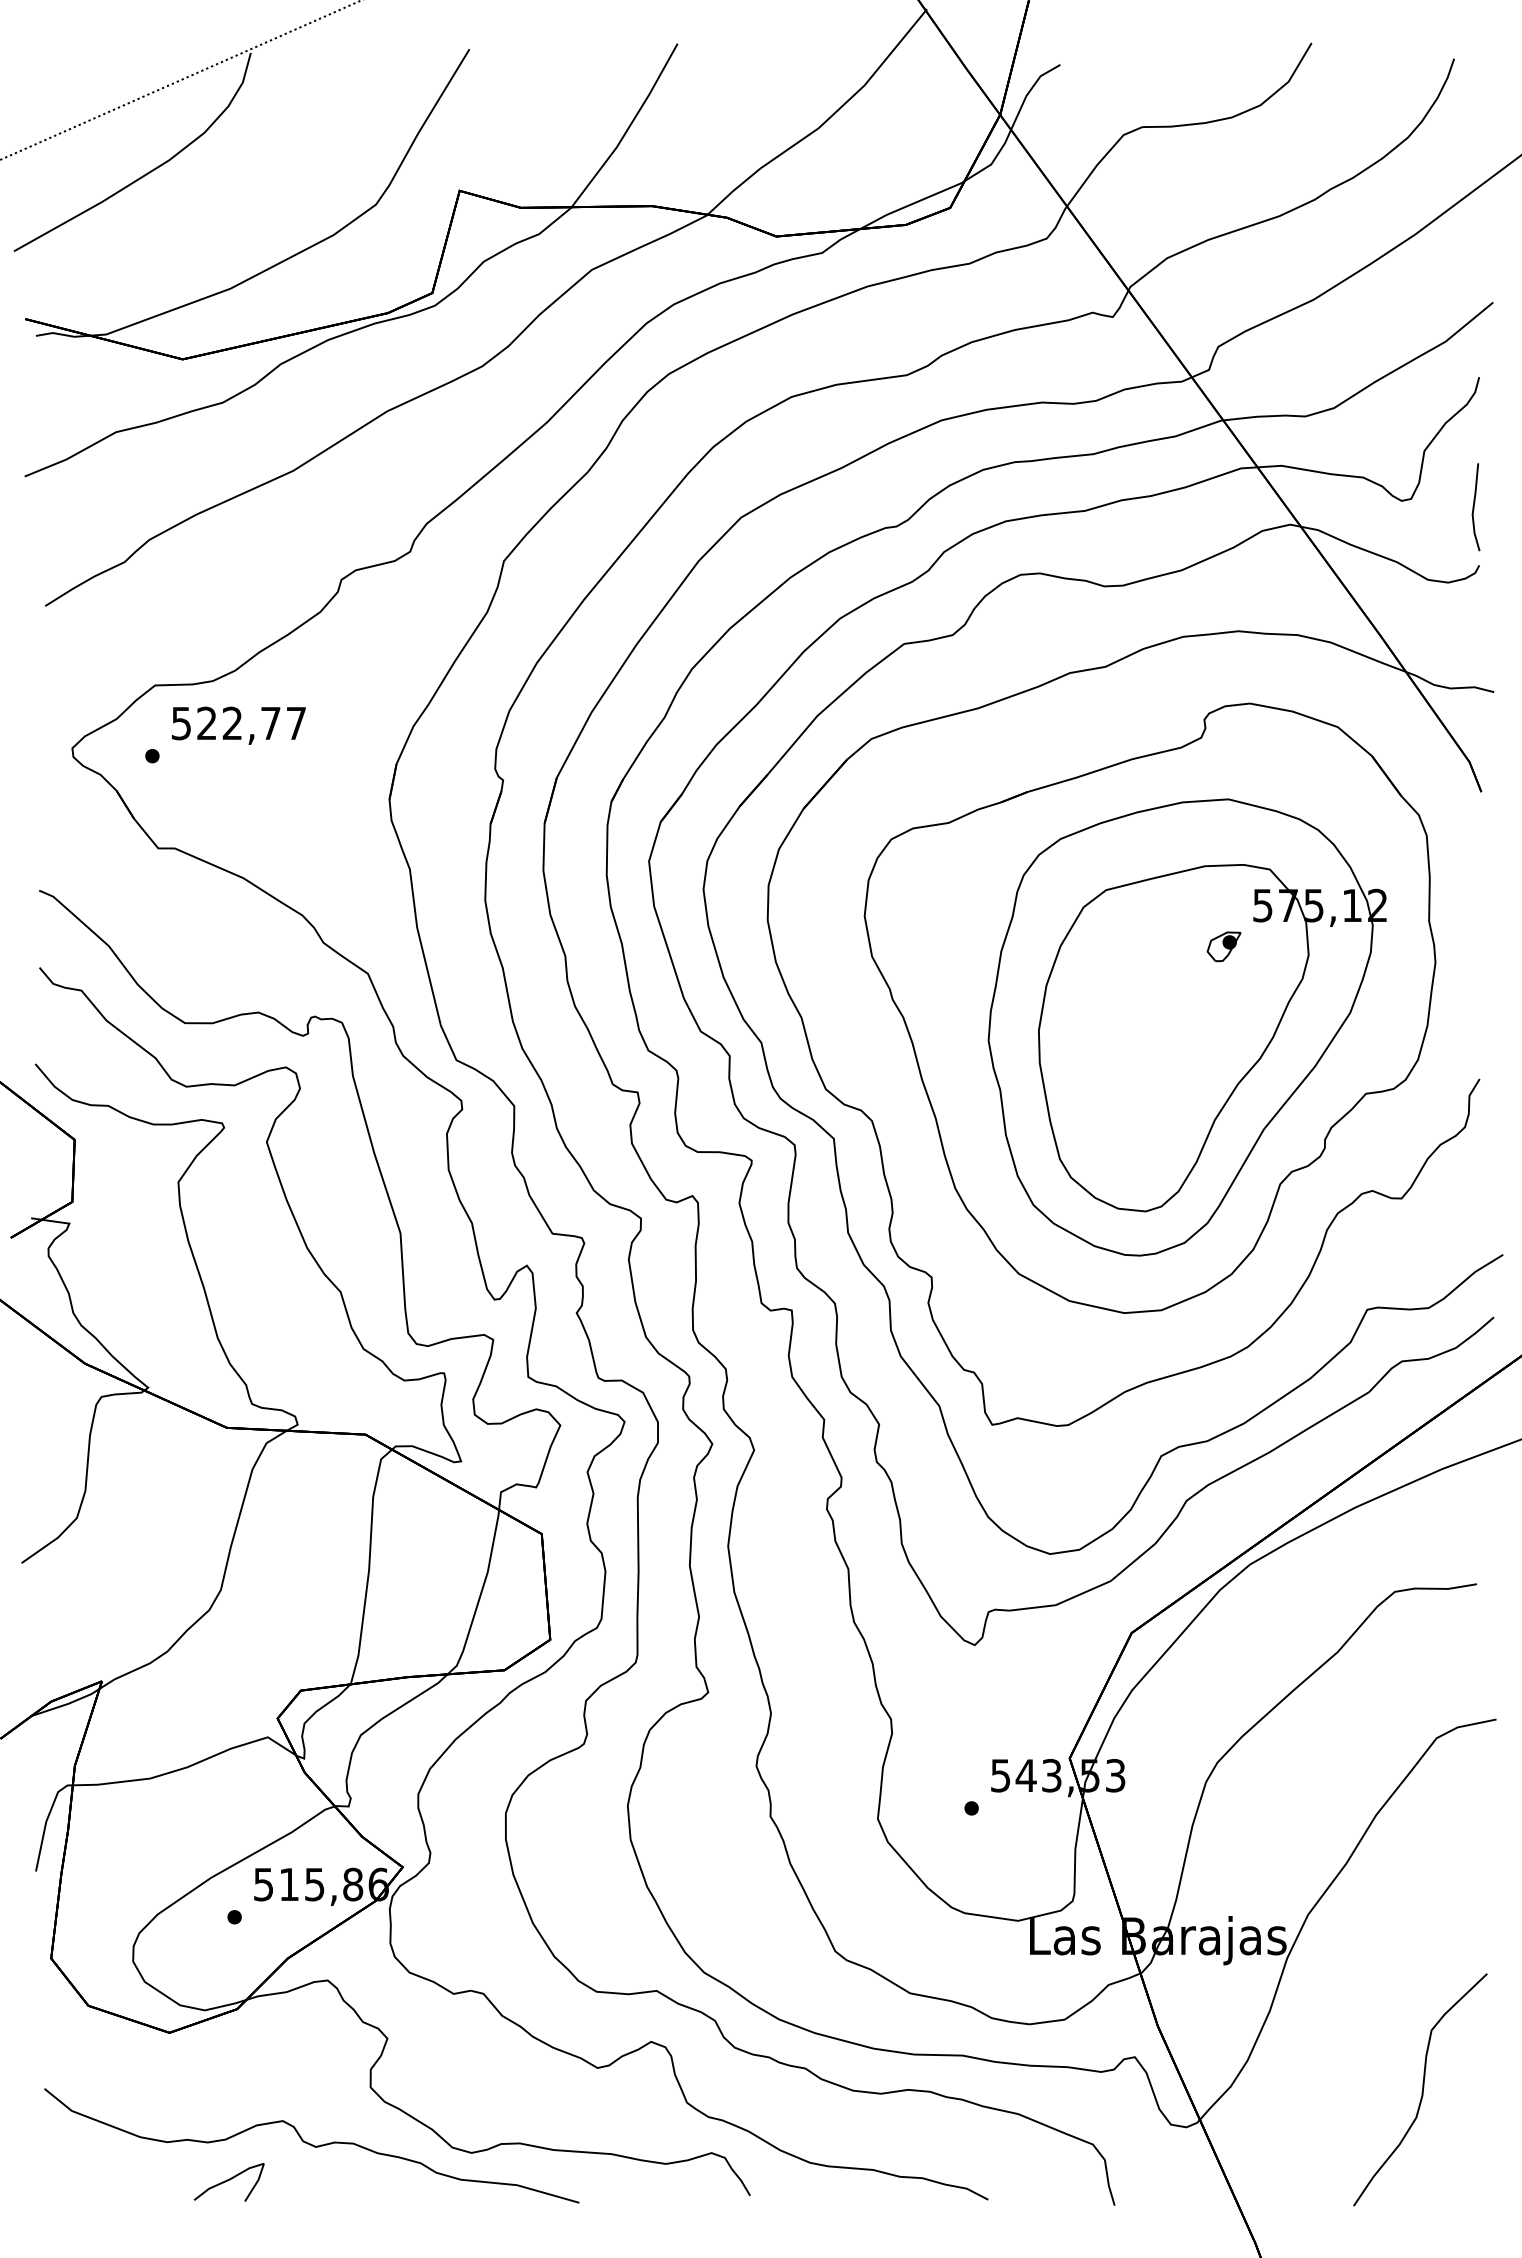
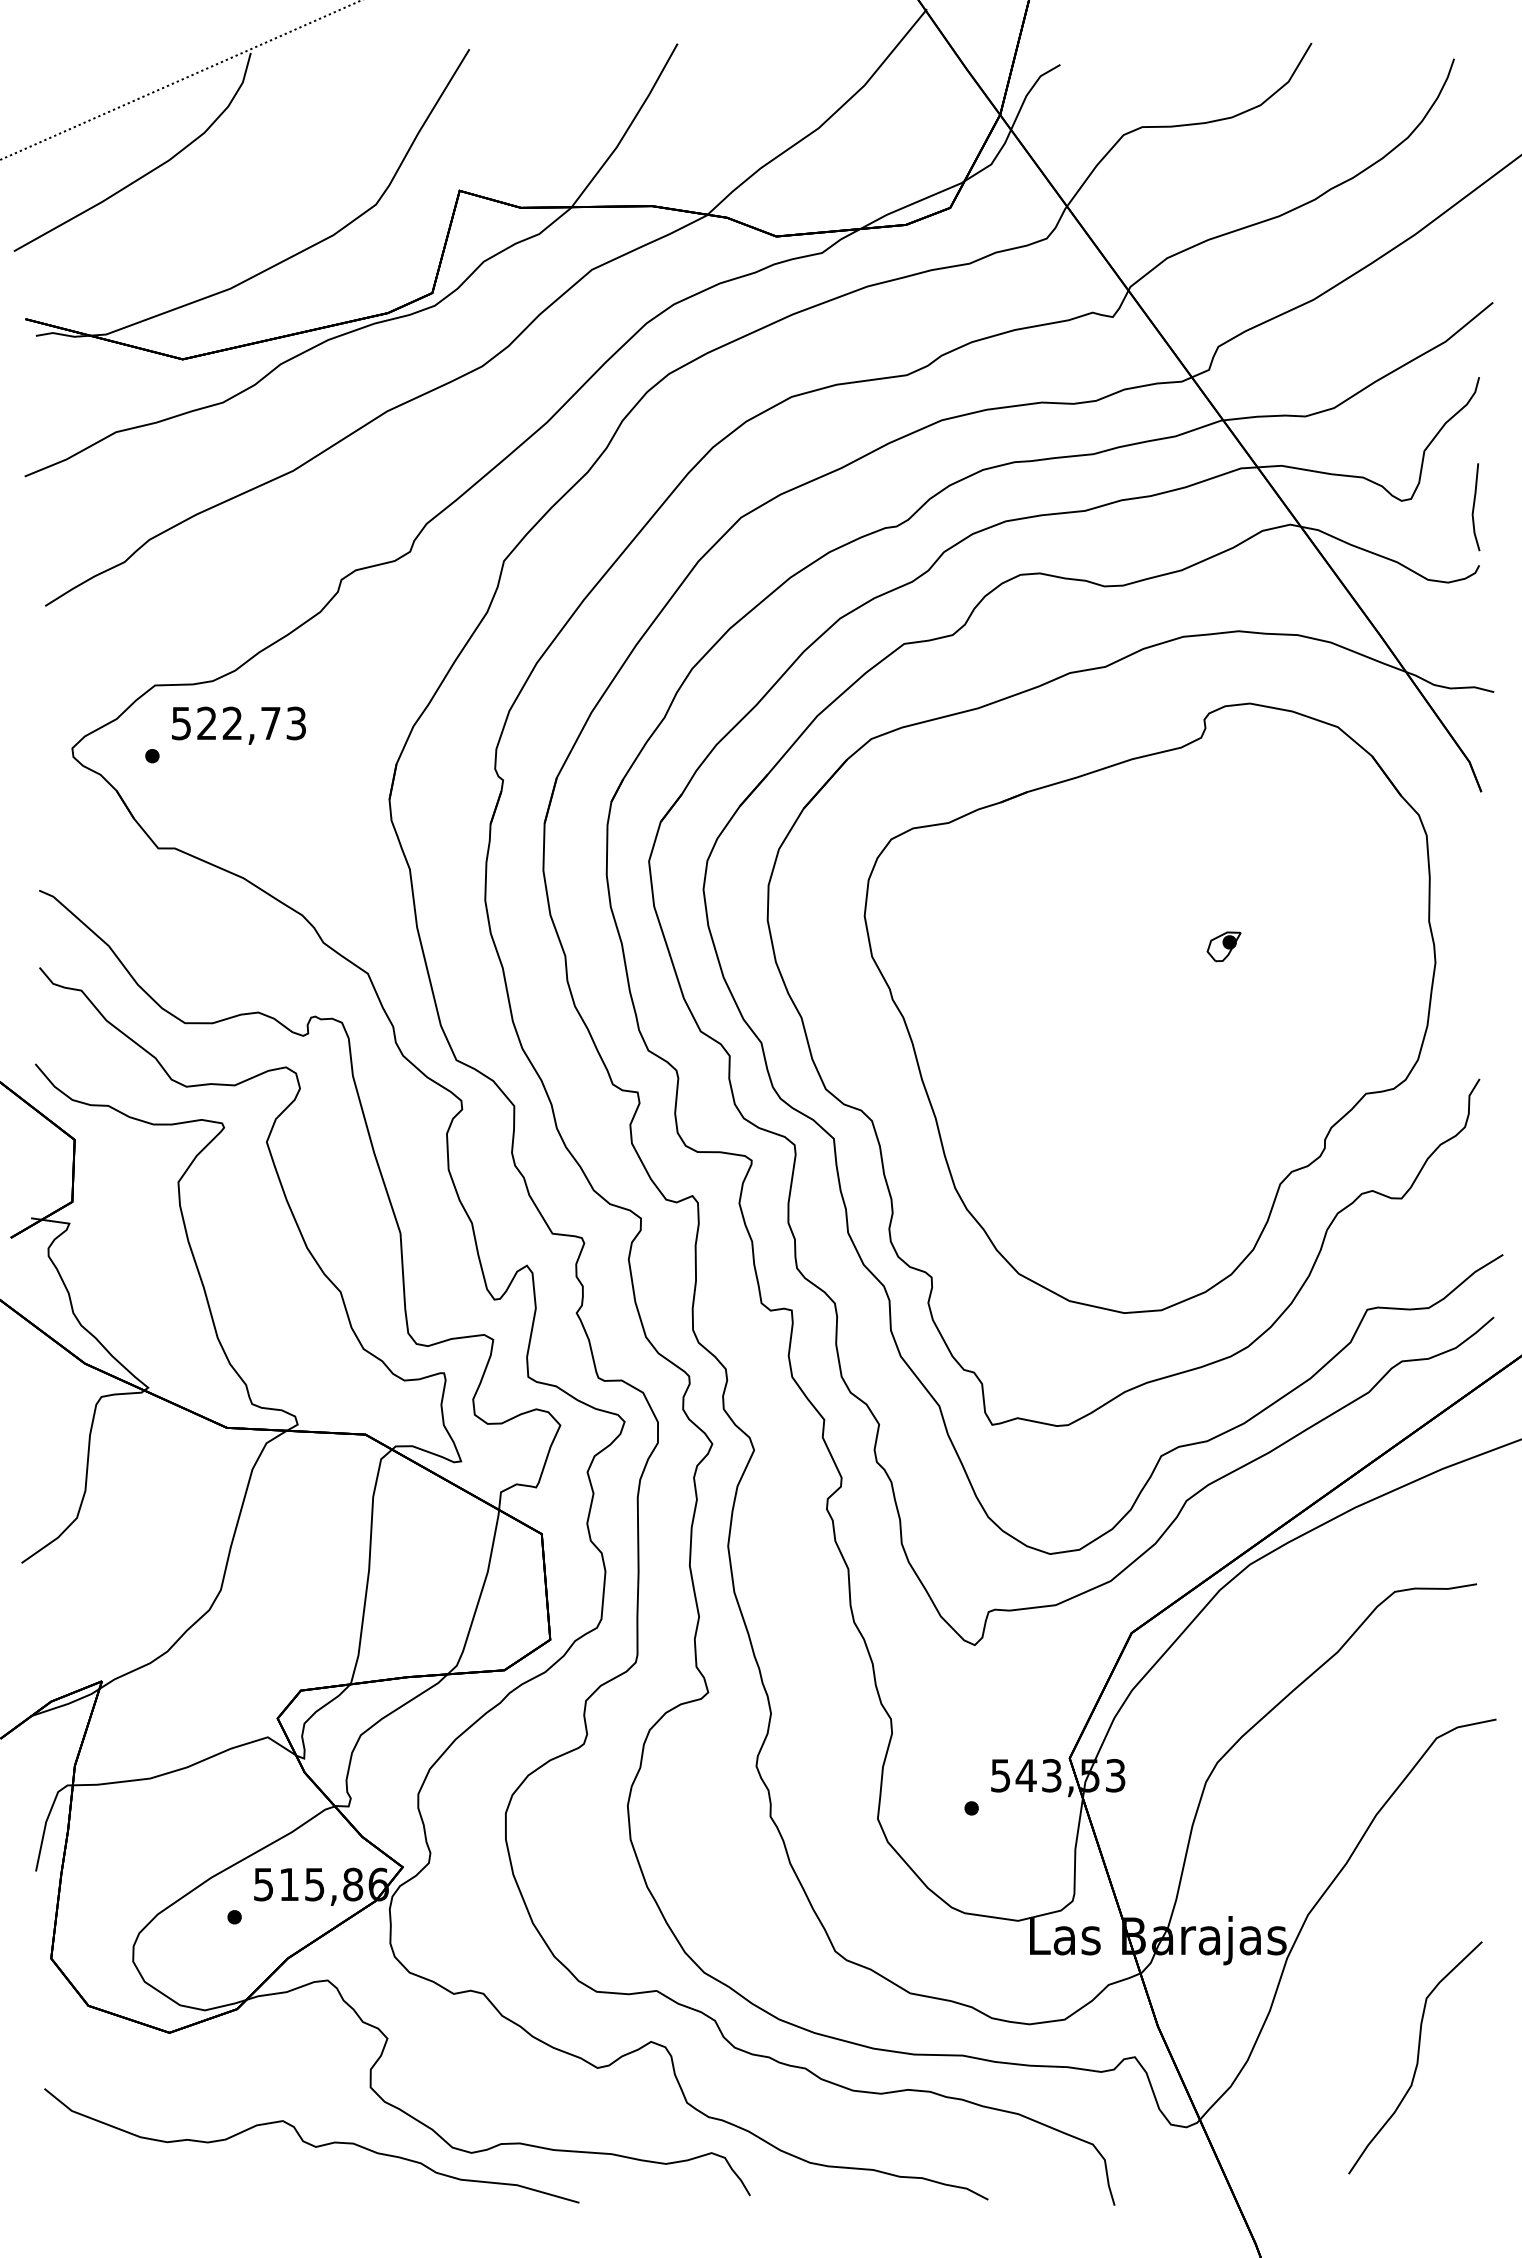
text: 522,77 -> 522,73 (295, 723)
part: present -> none (1186, 1027)
curve position: (1422, 2089) -> (1417, 2057) (1417, 2057)
curve: present -> none (228, 2181)
